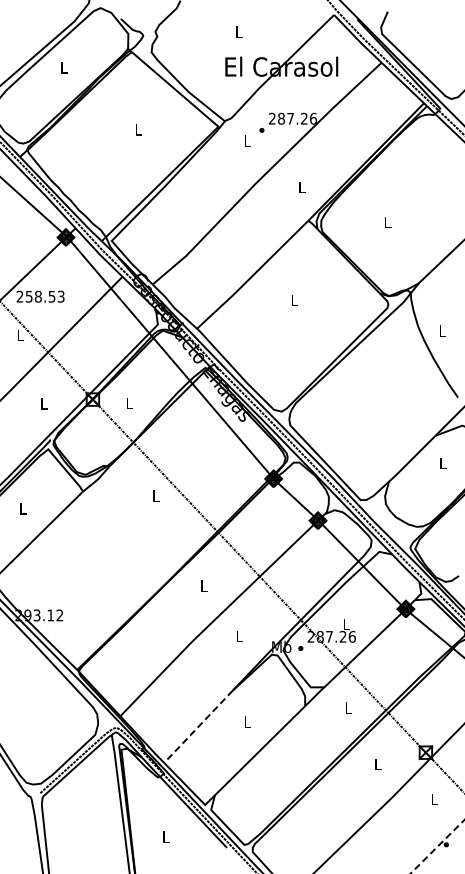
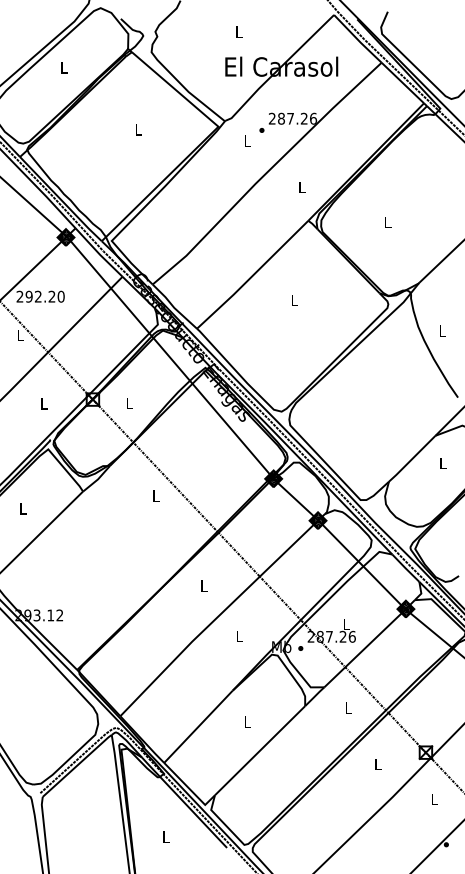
text: 258.53 -> 292.20 (44, 296)
line: dashed -> solid (198, 726)
line: dashed -> solid (437, 847)
